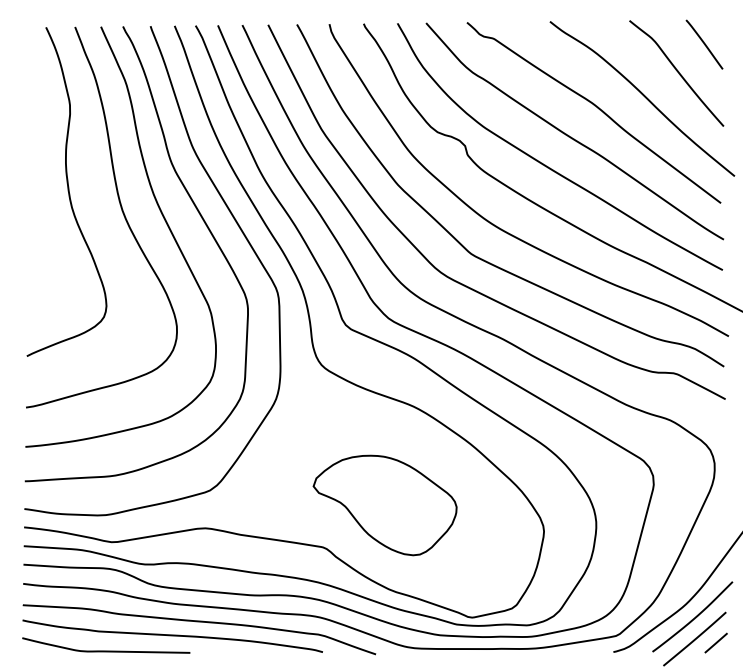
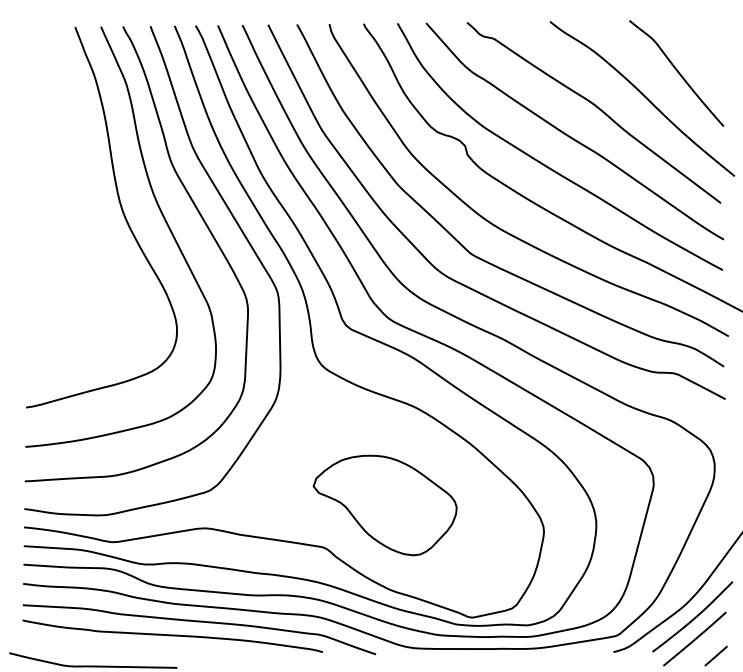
line: present -> none (704, 44)
curve: present -> none (67, 191)
line position: (715, 642) -> (715, 655) (715, 655)
curve position: (106, 650) -> (93, 665) (93, 665)
